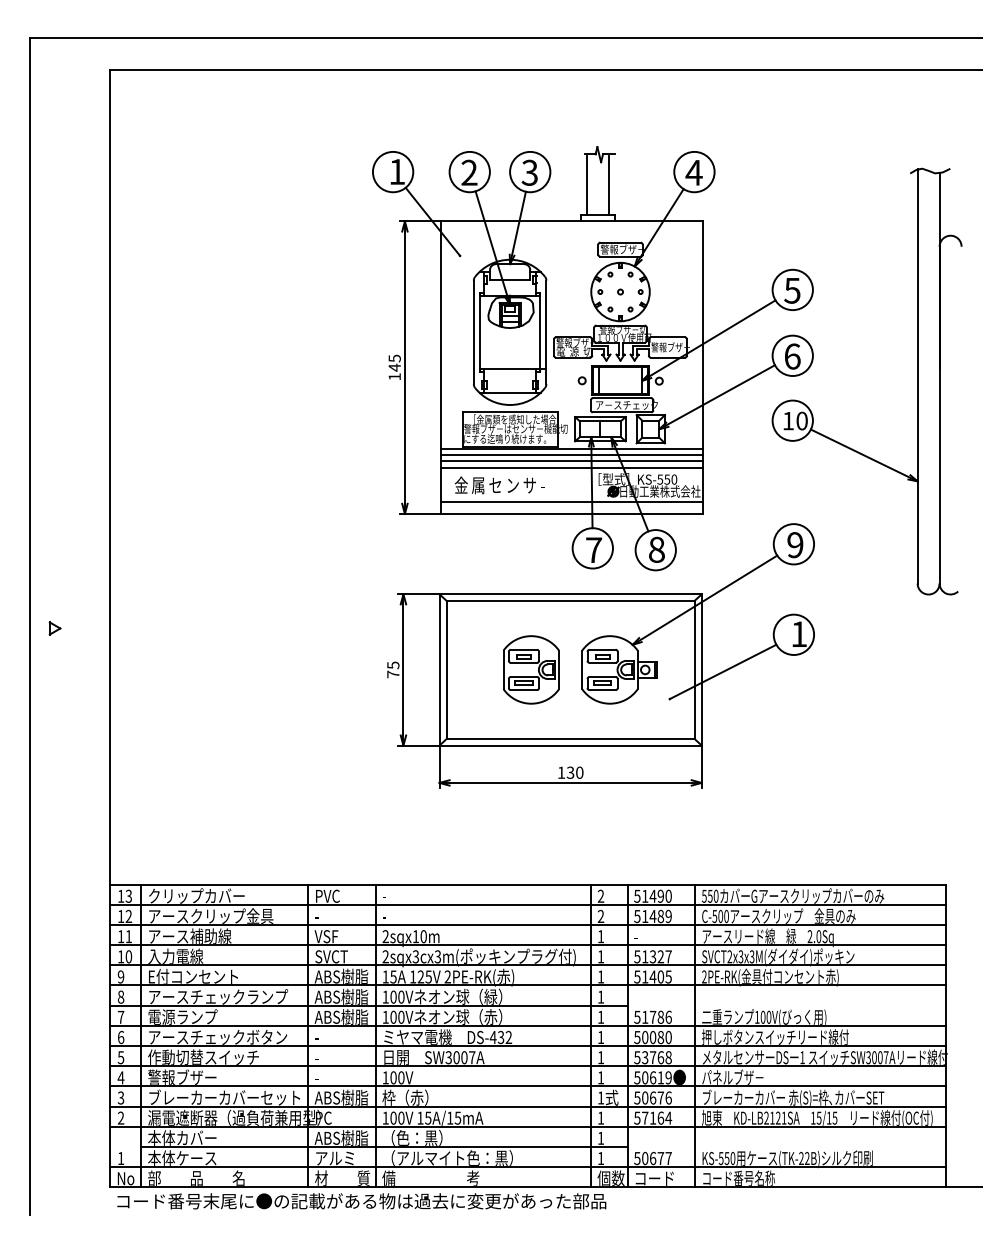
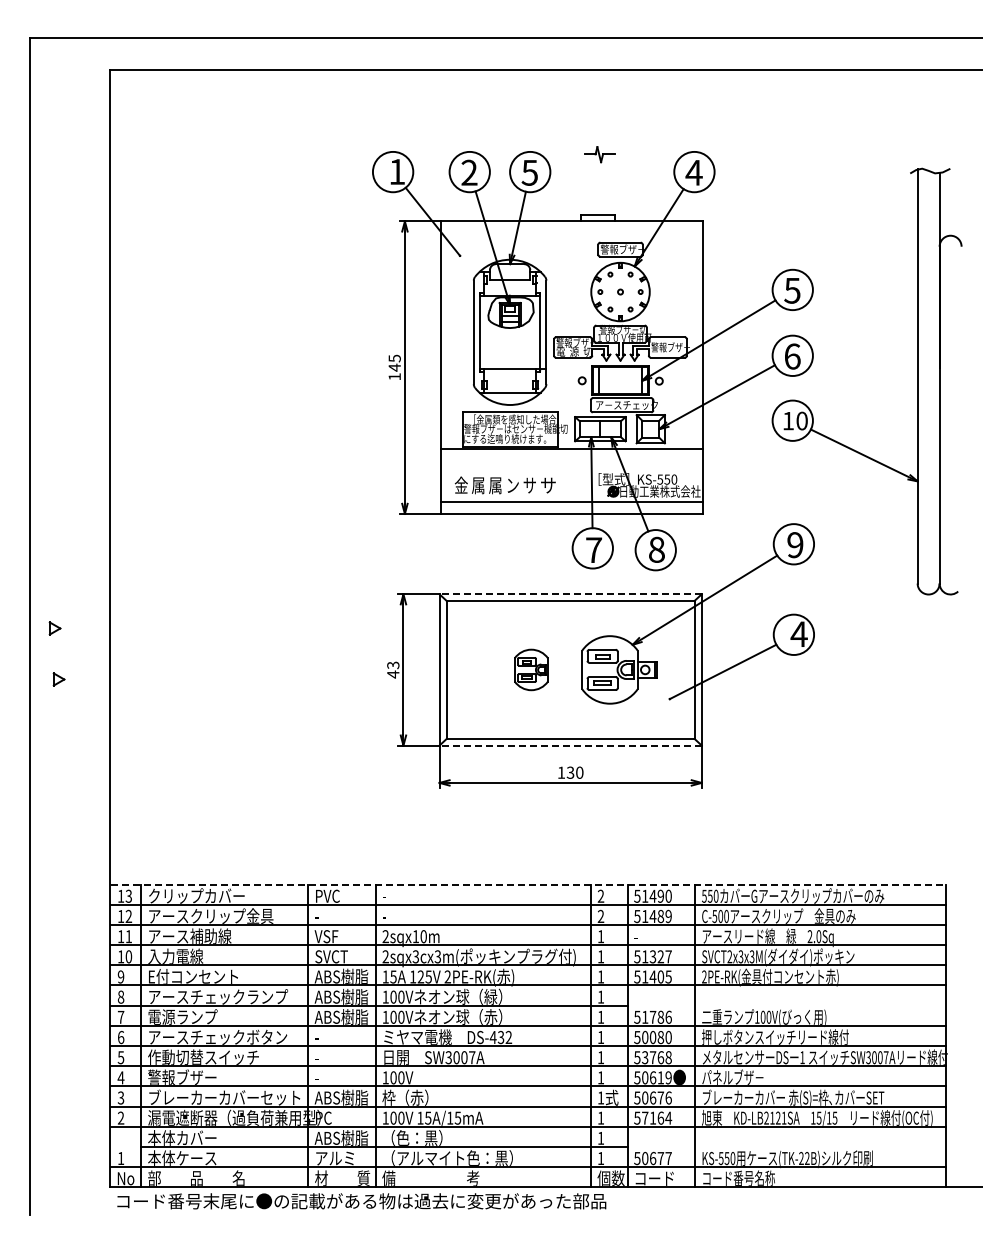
text: 3 -> 5 (529, 172)
line: present -> none (587, 185)
line: present -> none (609, 185)
line: present -> none (572, 455)
line: present -> none (572, 461)
line: present -> none (572, 467)
text: セ -> 属 (495, 485)
text: - -> サ (548, 485)
line: solid -> dashed (570, 594)
text: 1 -> 4 (798, 633)
text: 75 -> 43 (393, 669)
part size: 57x70 px -> 35x44 px (531, 669)
part: none -> present (58, 679)
line: solid -> dashed (570, 745)
line: solid -> dashed (528, 884)
